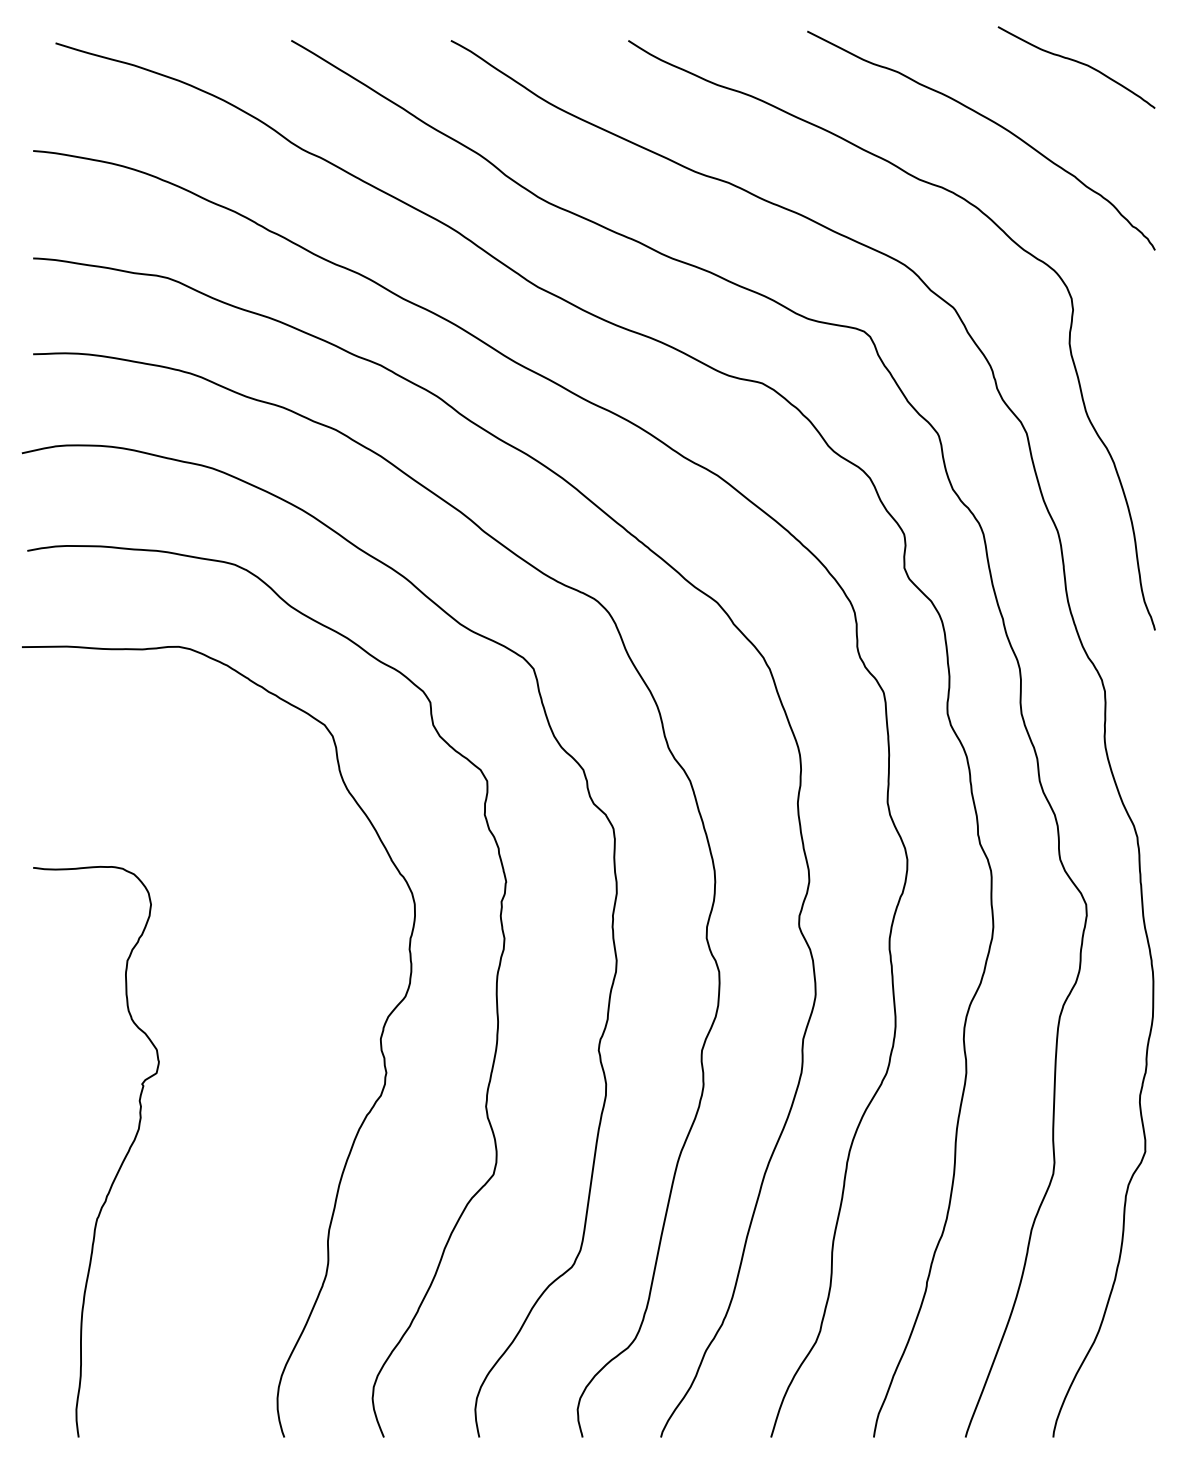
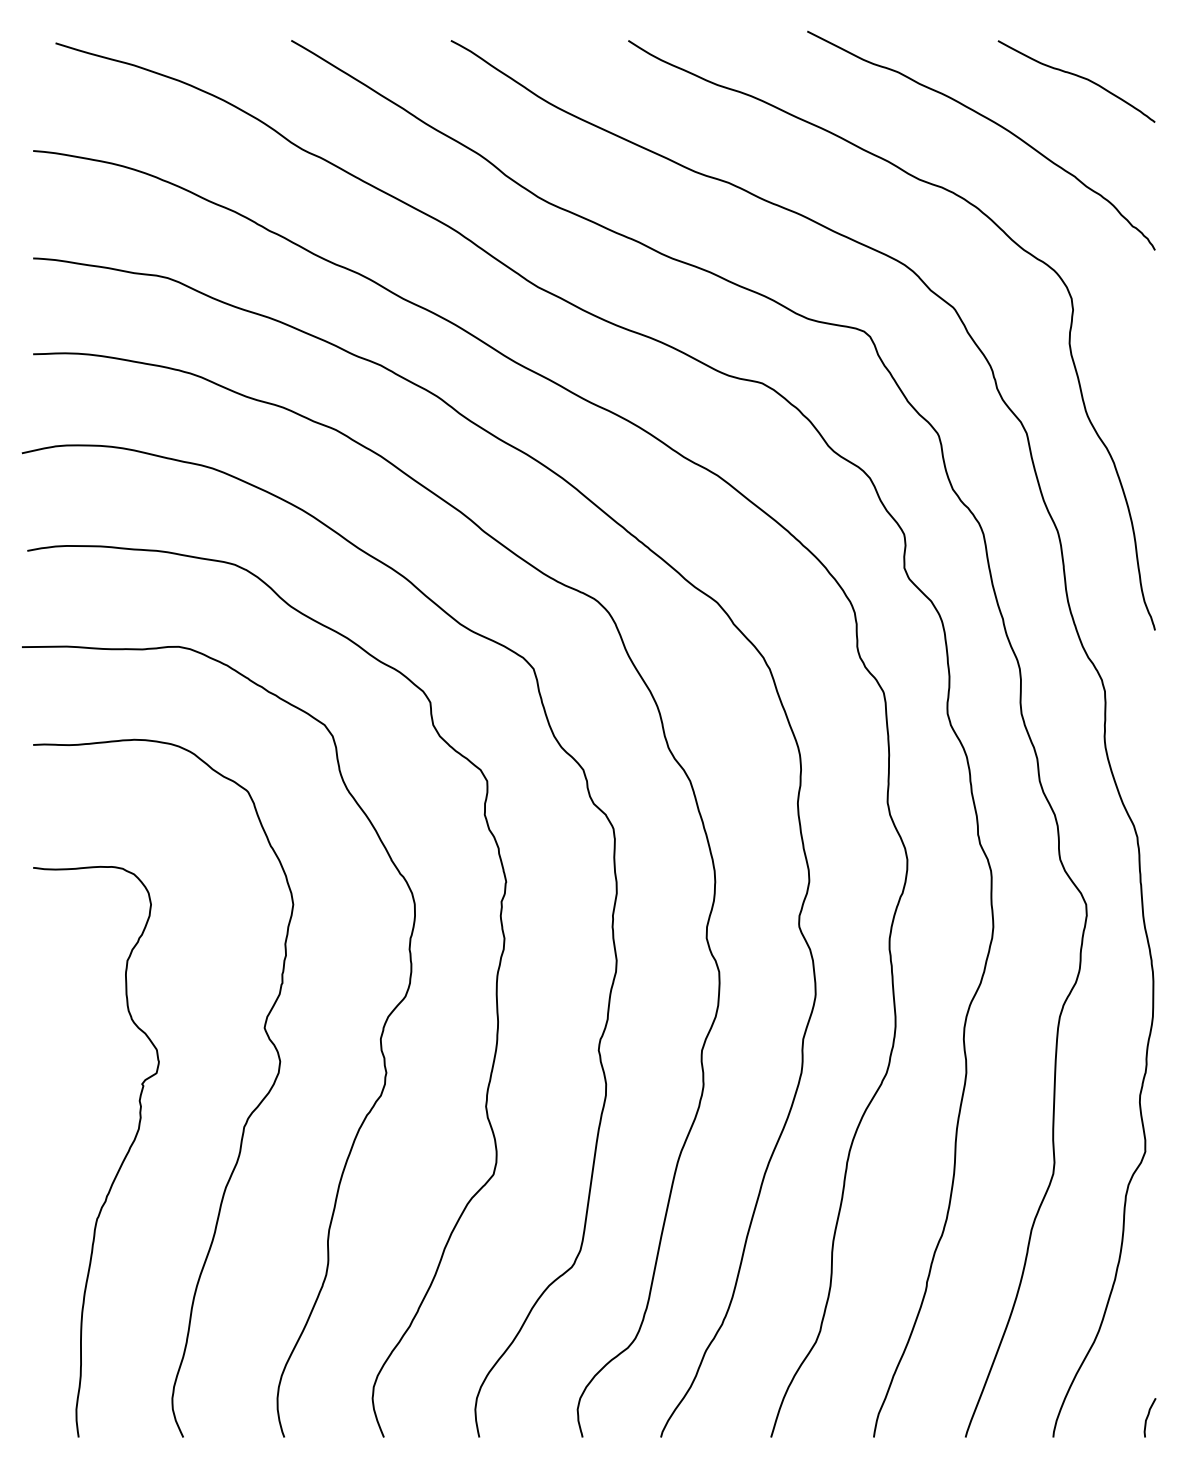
curve position: (1078, 63) -> (1078, 77) (1078, 77)
curve: none -> present (246, 1119)
curve: none -> present (1148, 1417)
